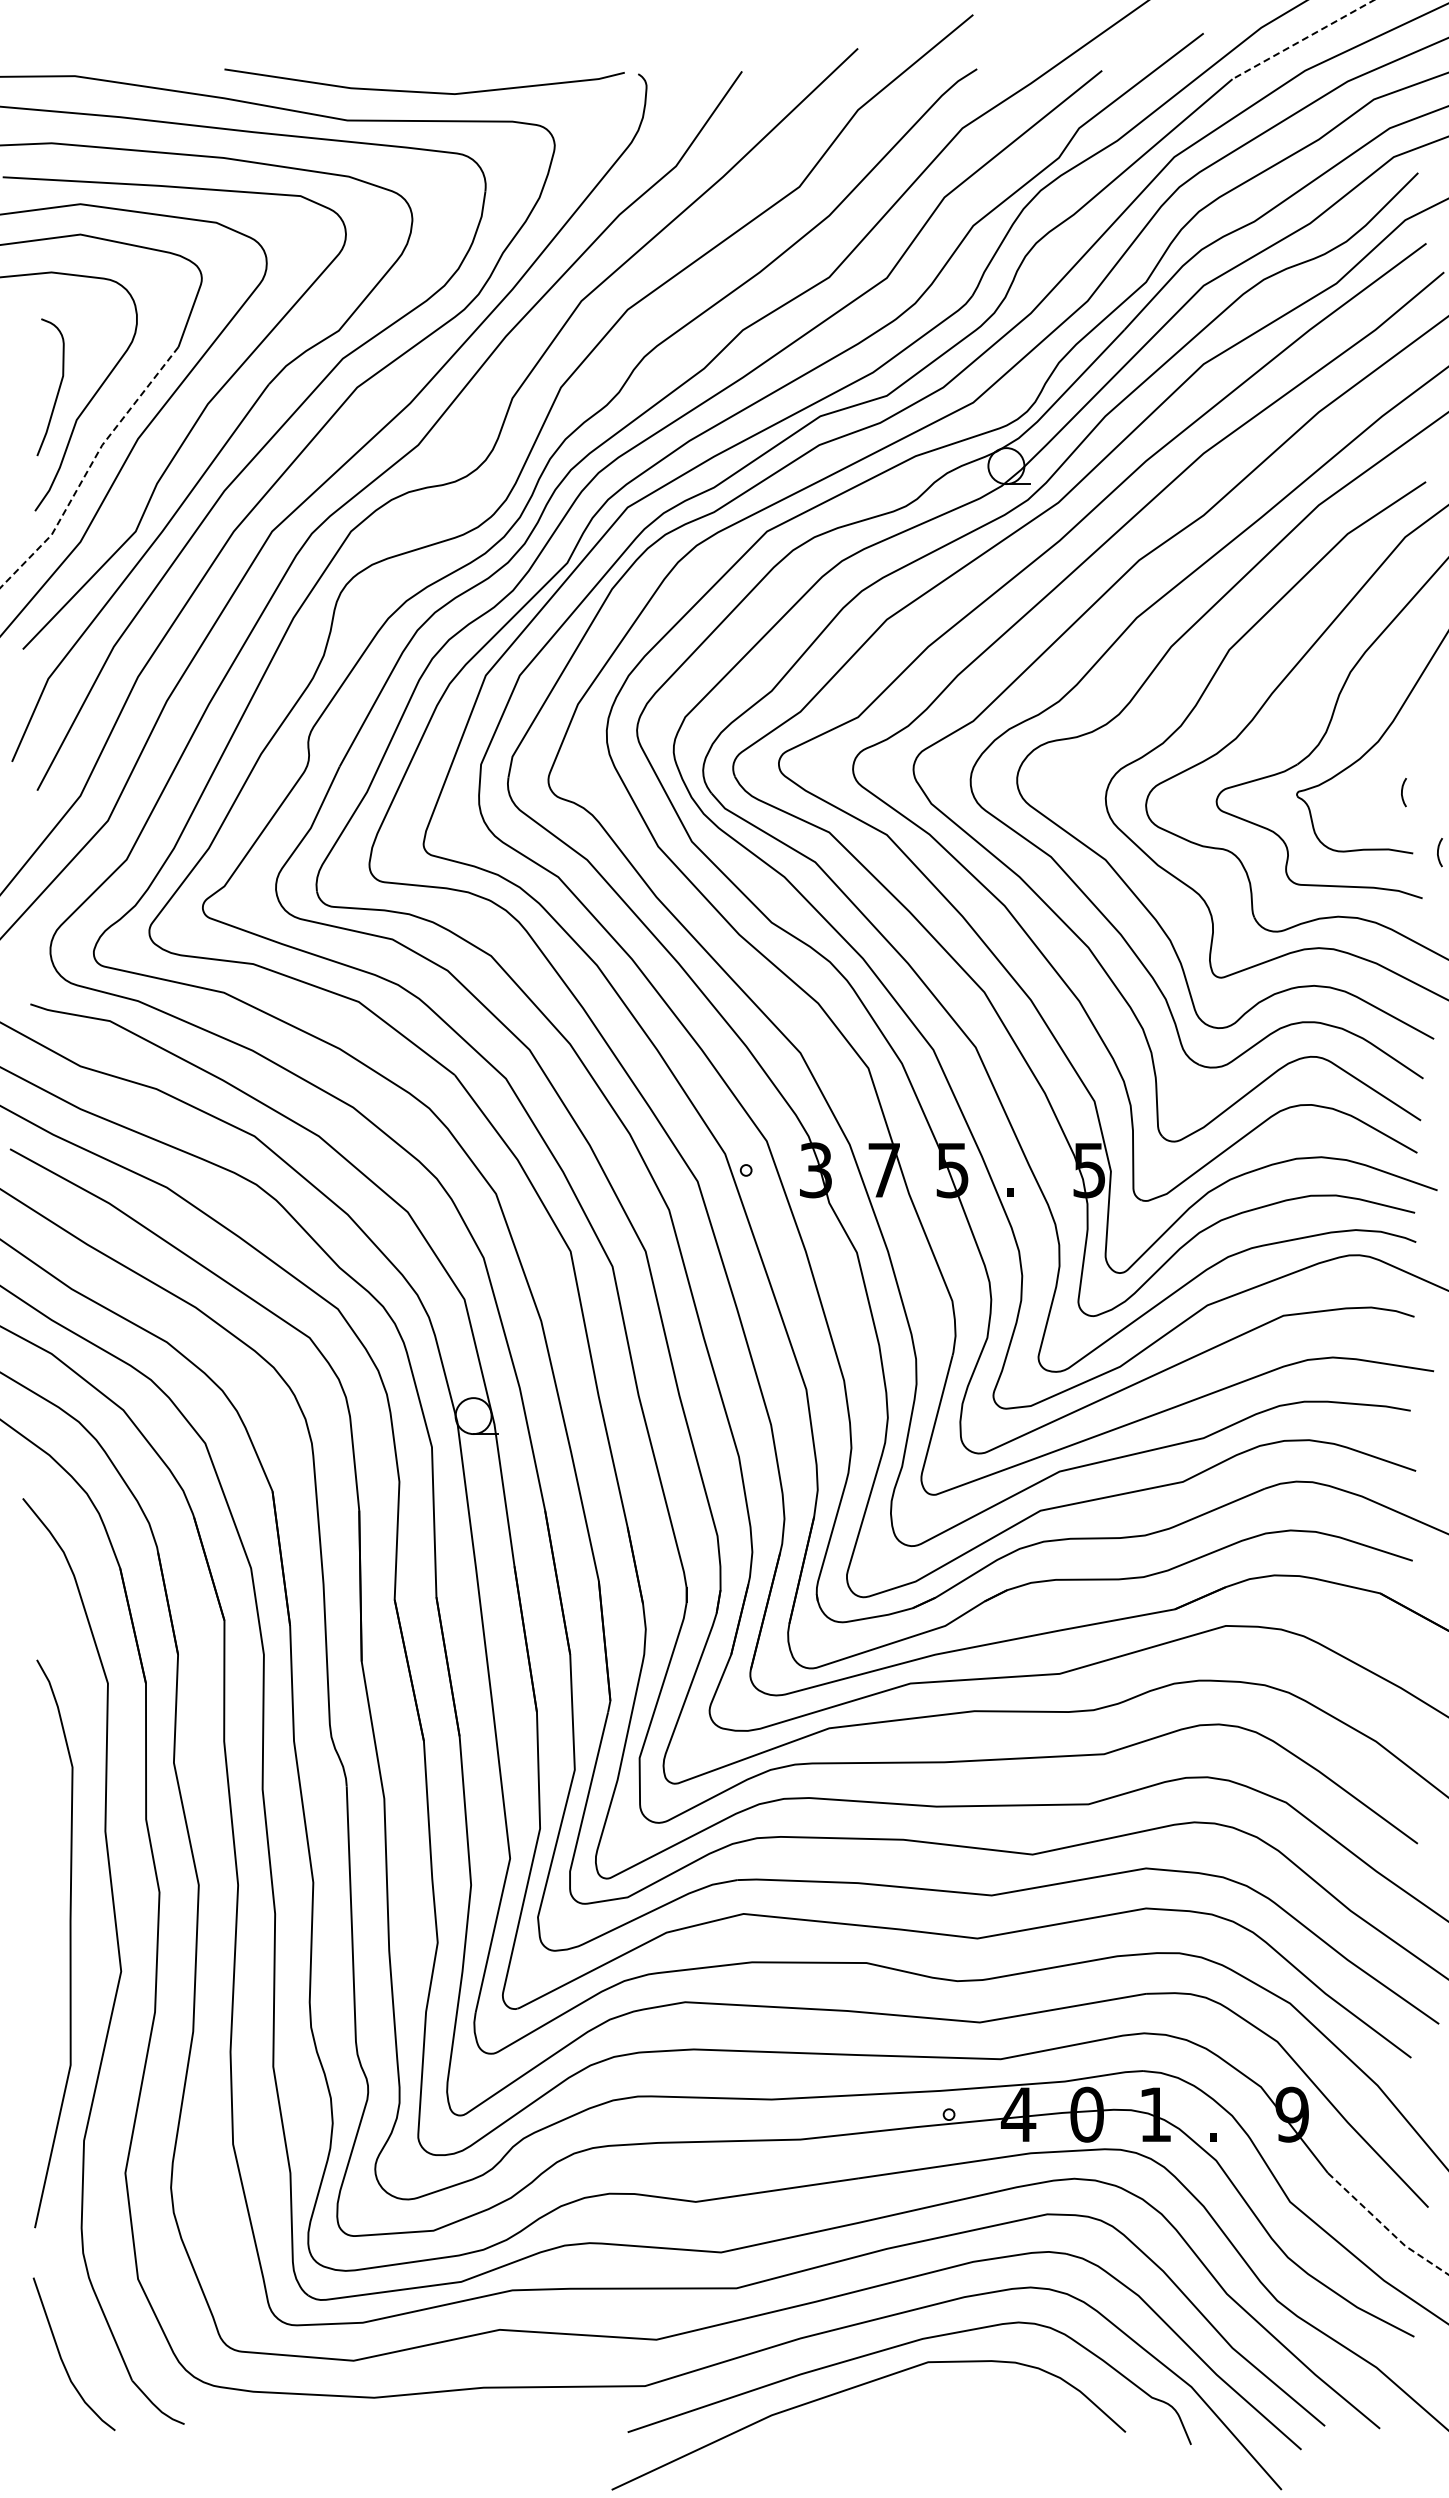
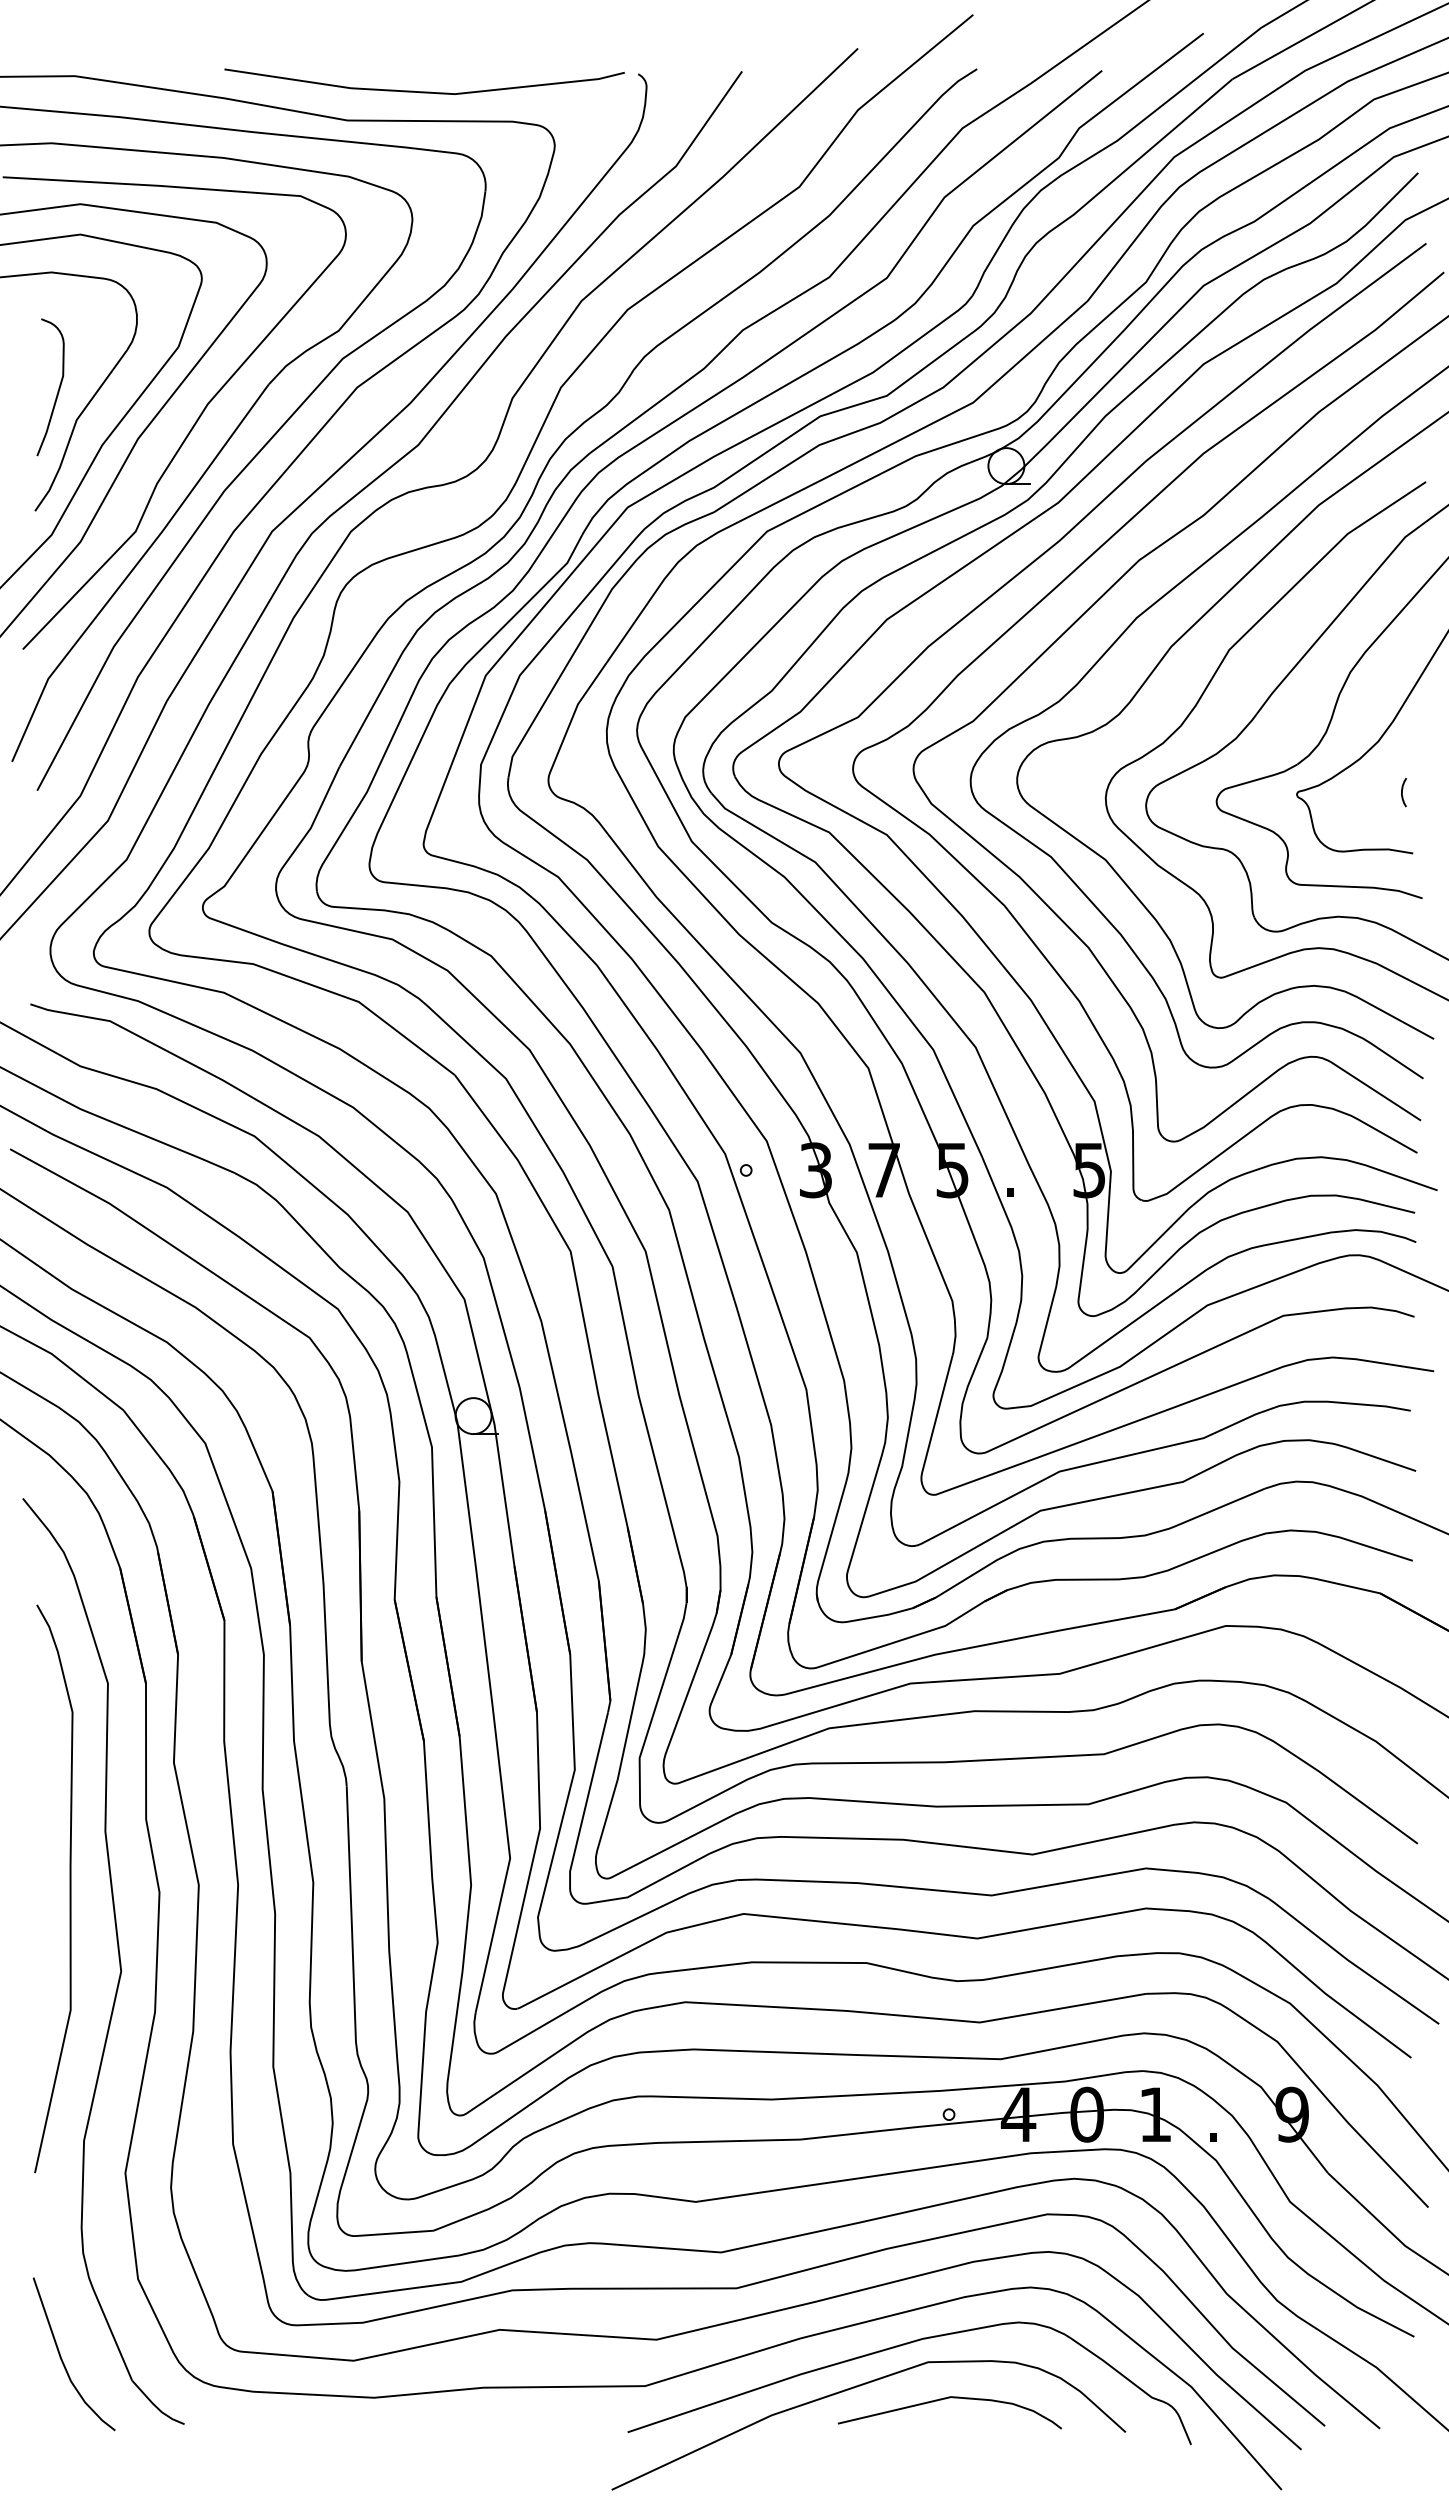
line: dashed -> solid (1303, 39)
line: dashed -> solid (89, 468)
curve: present -> none (1438, 852)
curve position: (69, 1943) -> (69, 1888) (69, 1888)
line: dashed -> solid (1385, 2227)
curve: none -> present (945, 2399)
